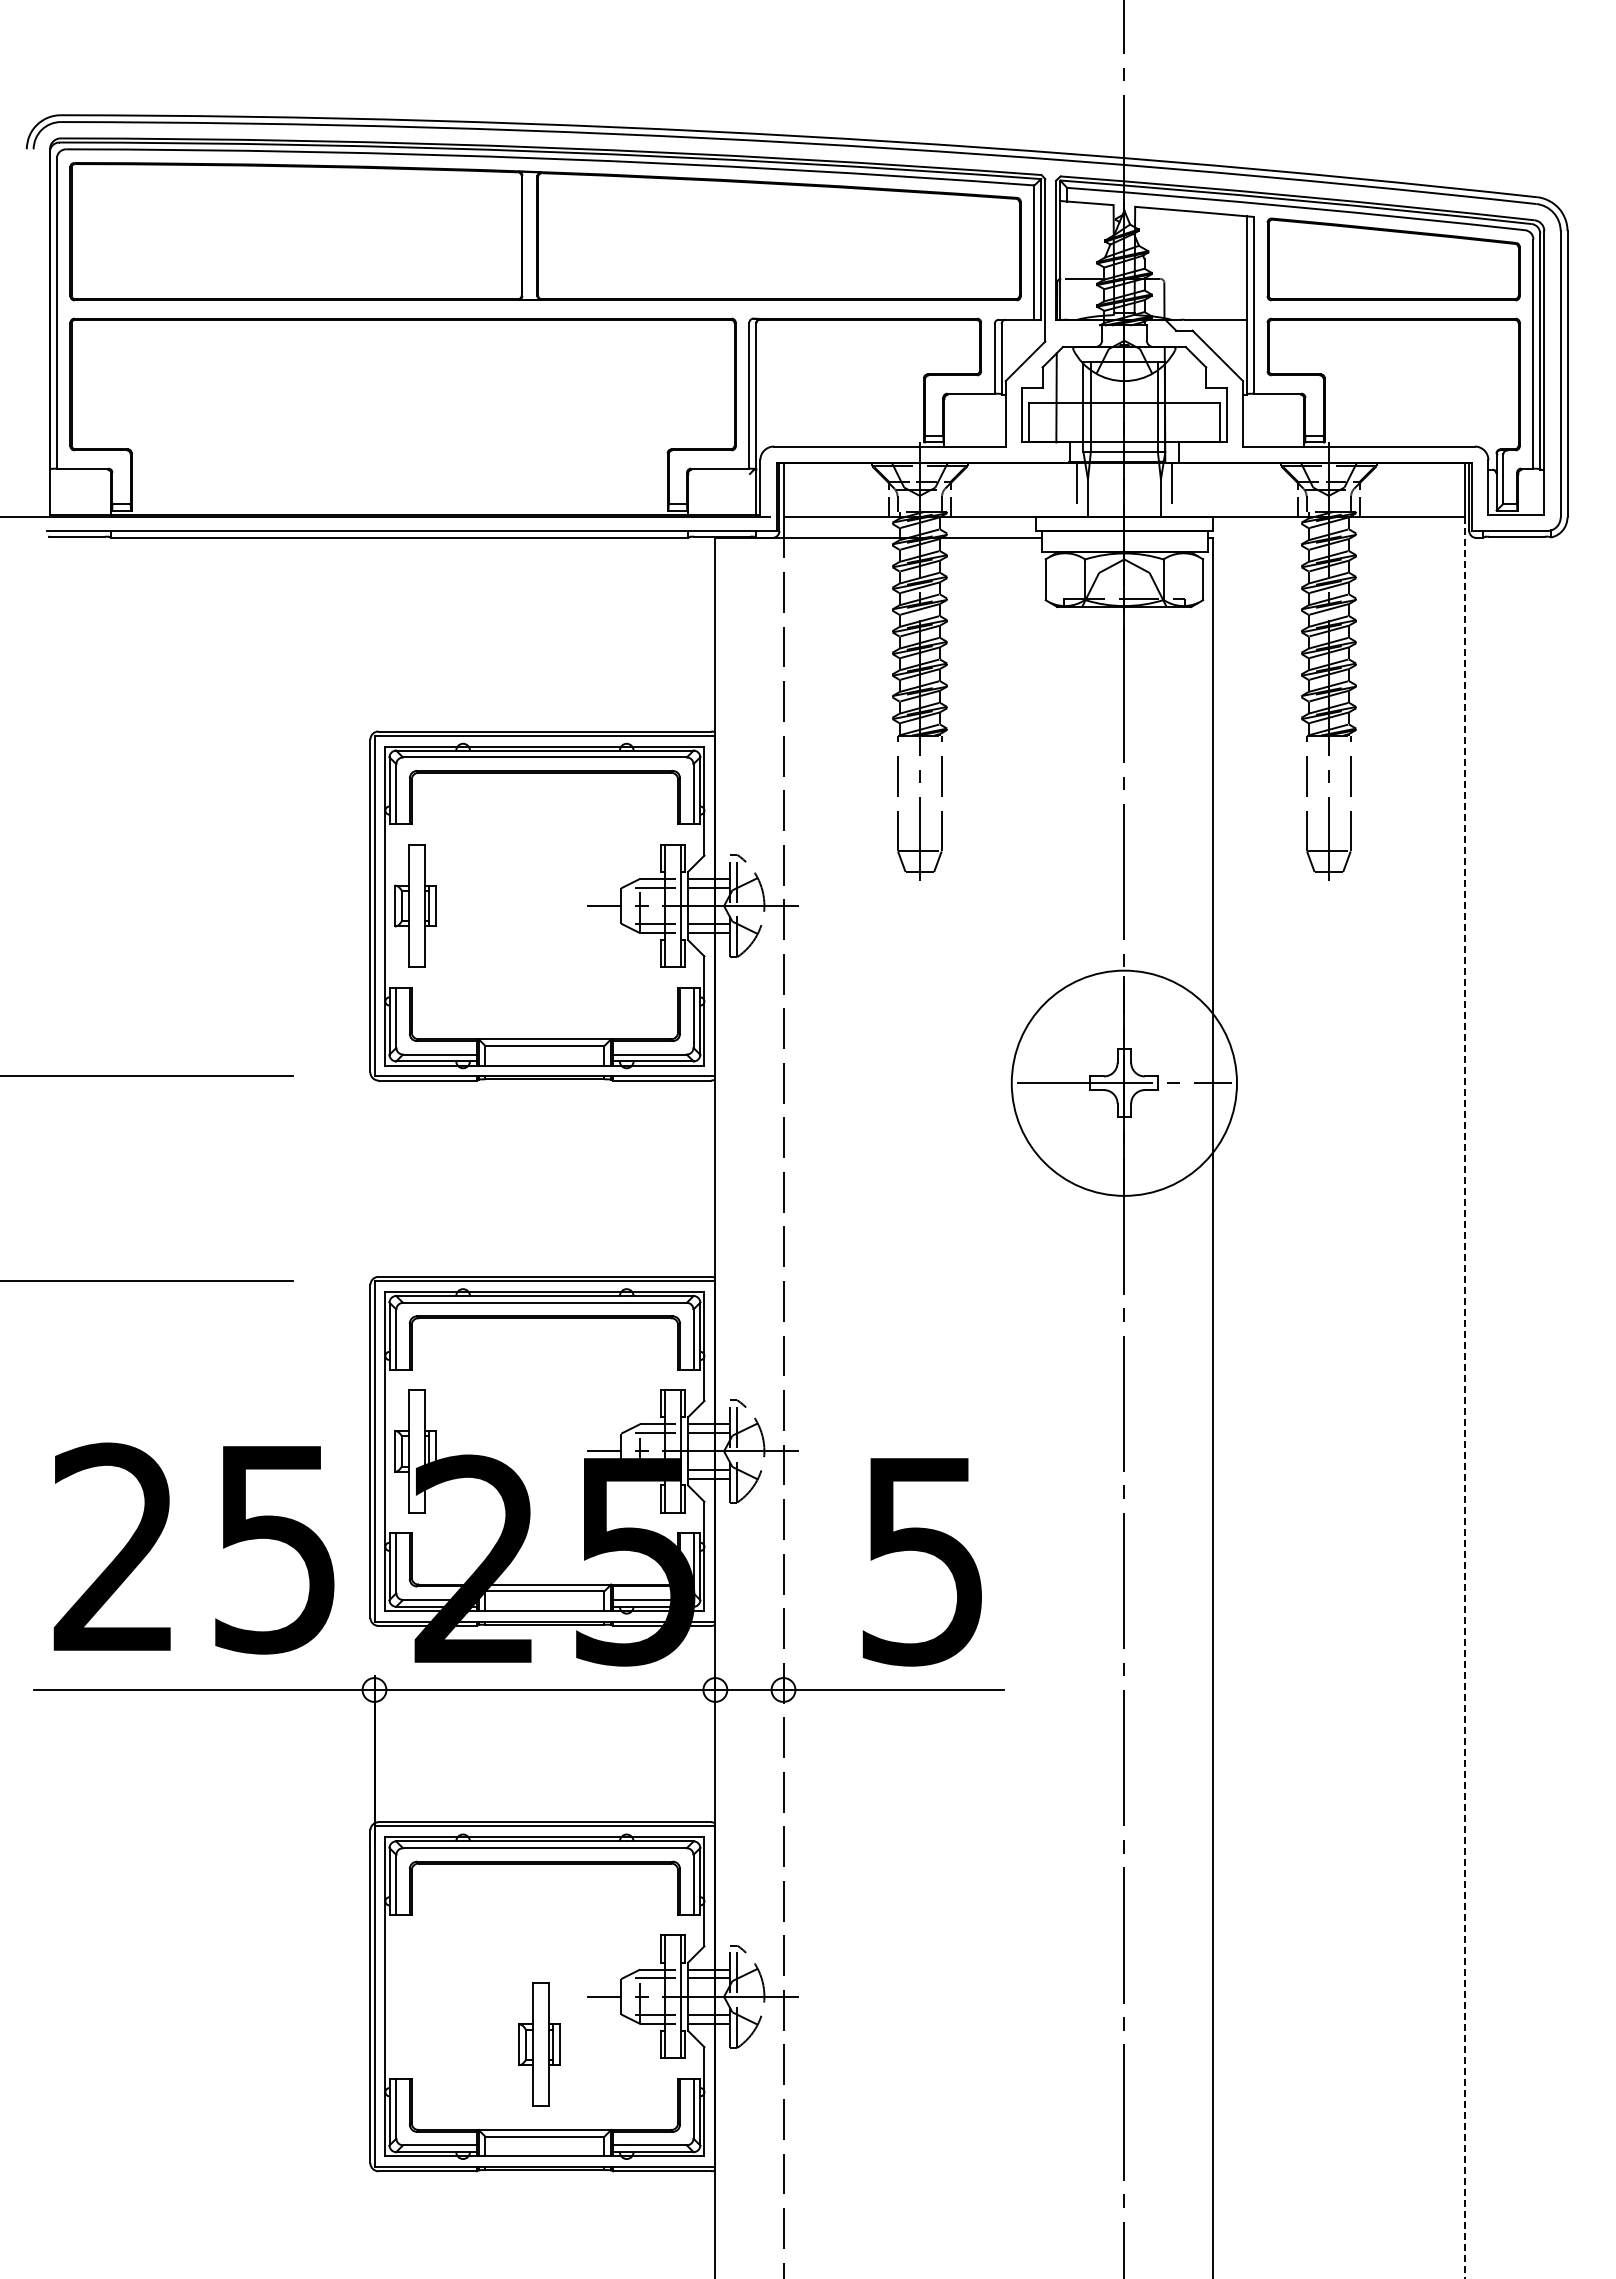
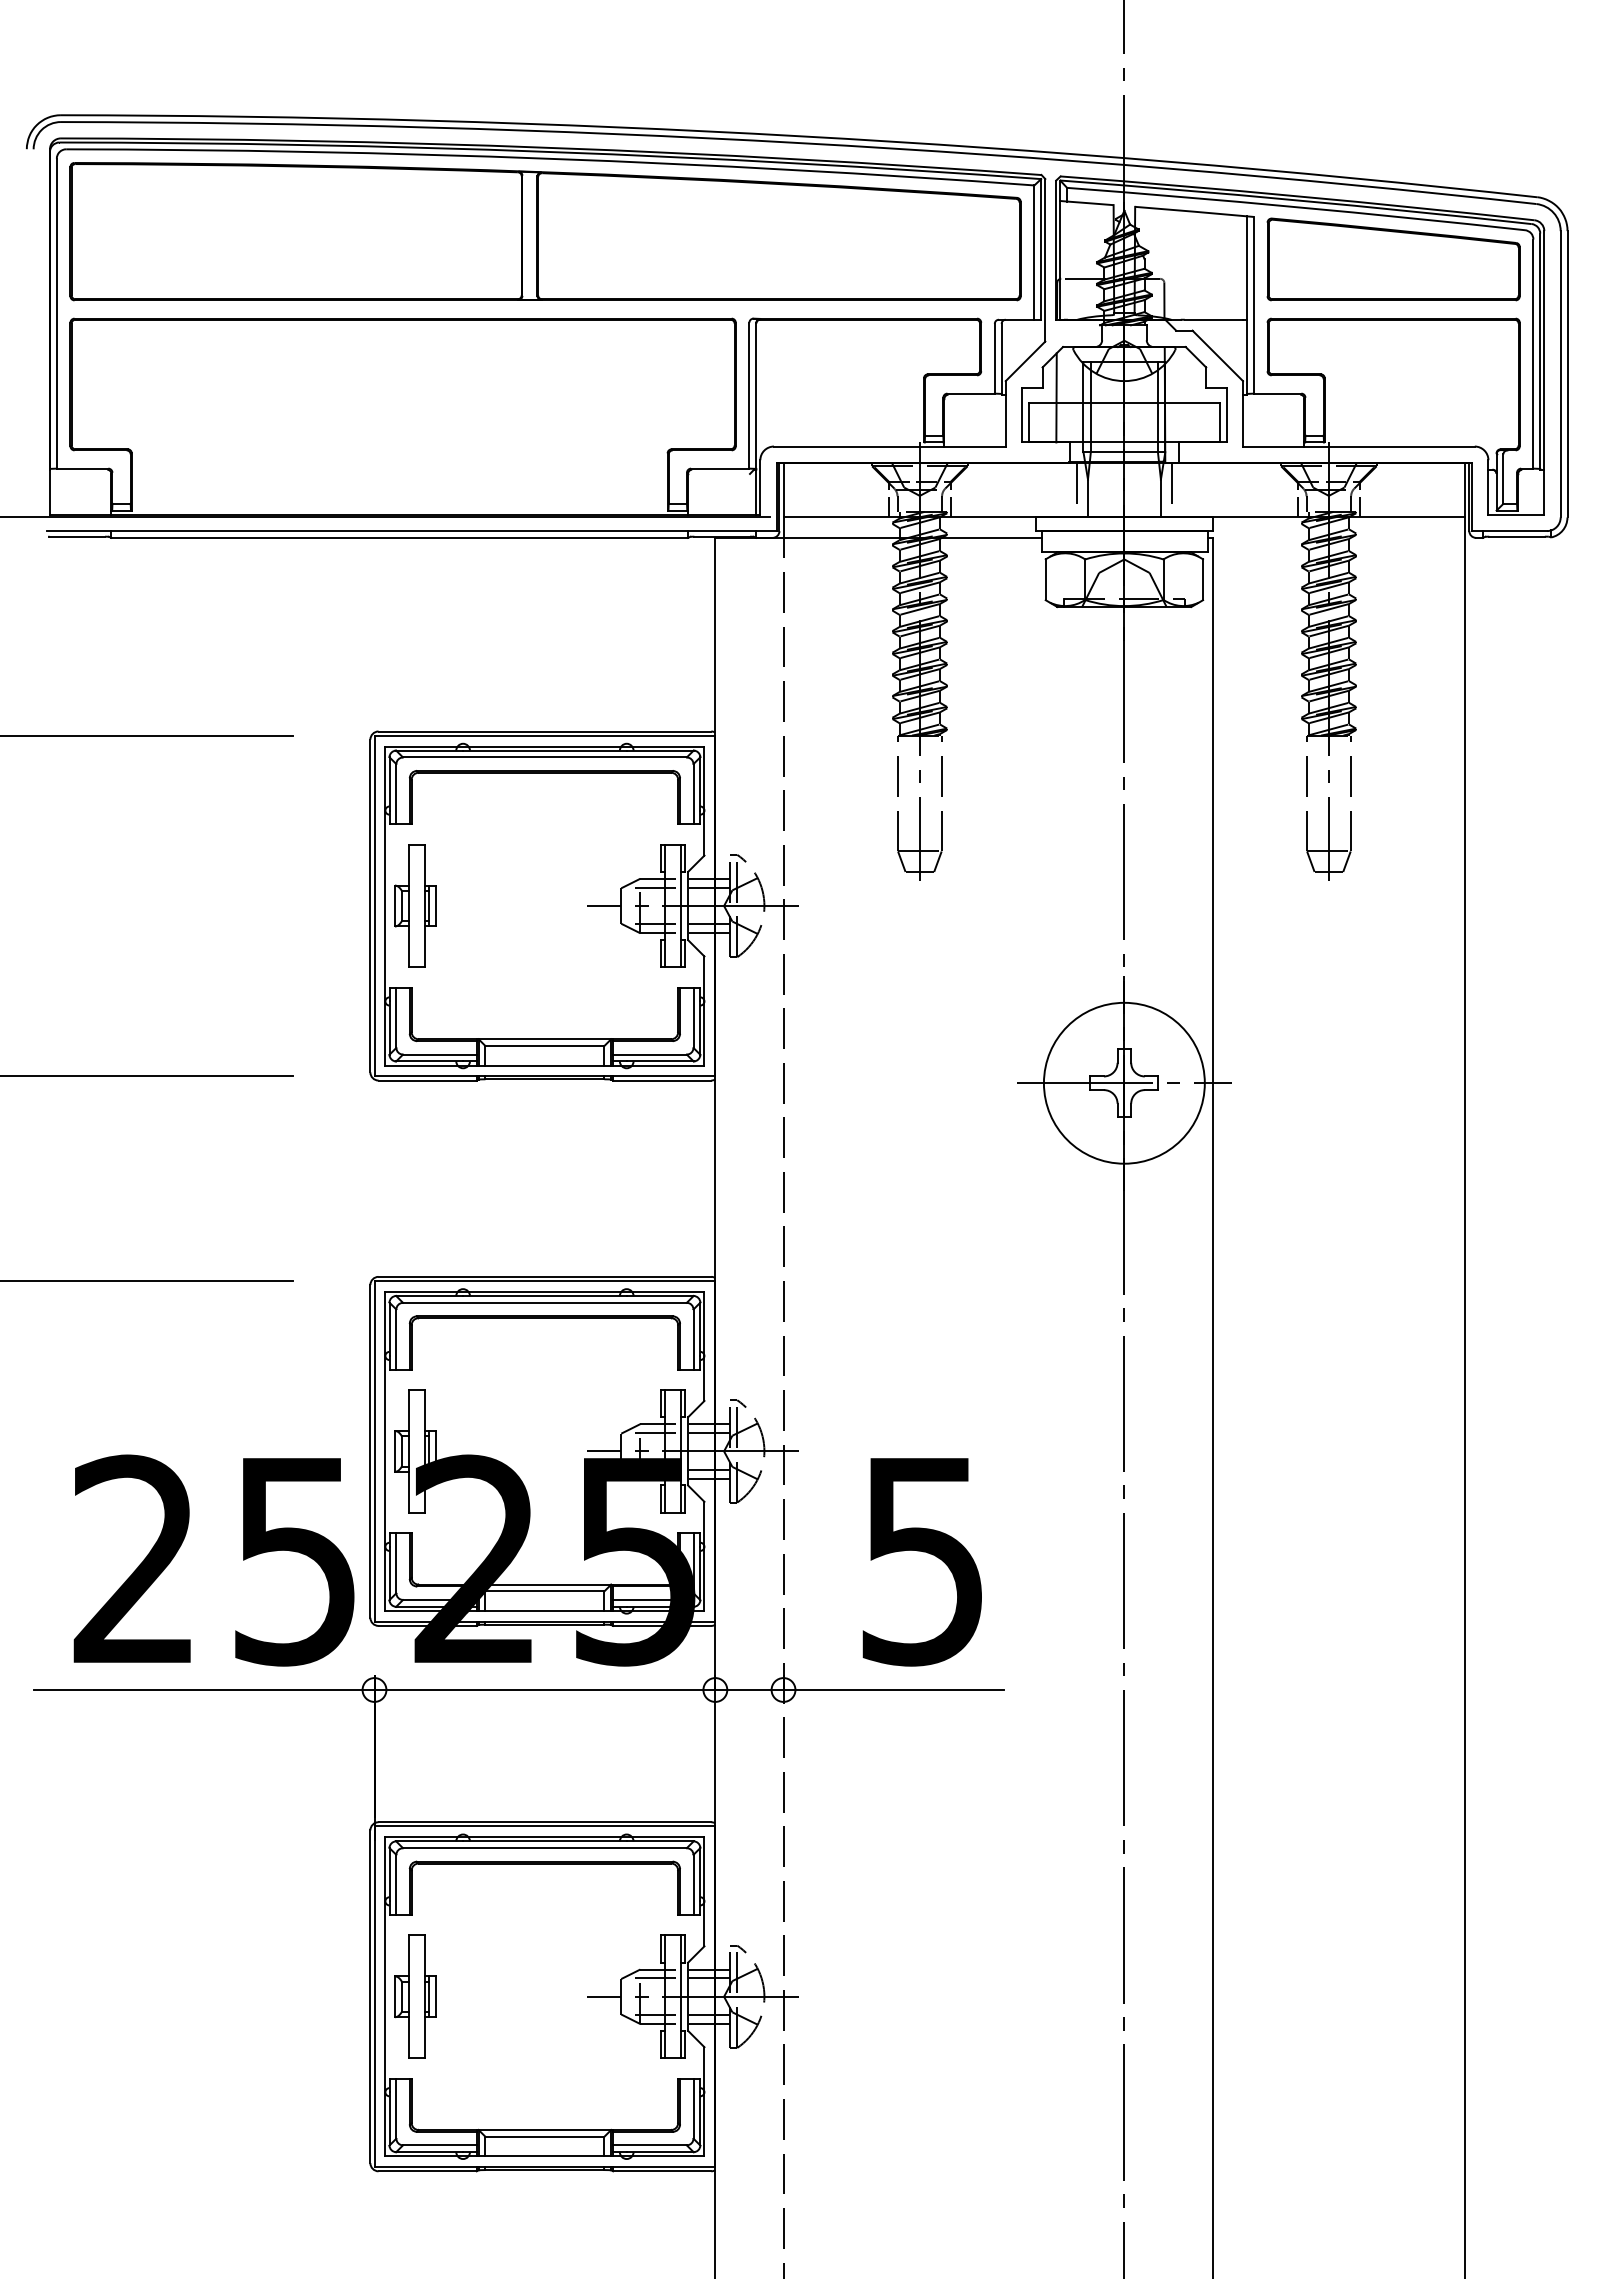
line: none -> present (147, 735)
circle diameter: 225 px -> 161 px (1123, 1082)
line: dashed -> solid (1465, 1397)
text position: (193, 1548) -> (213, 1560) (213, 1560)
part position: (539, 2044) -> (415, 1996) (415, 1996)
